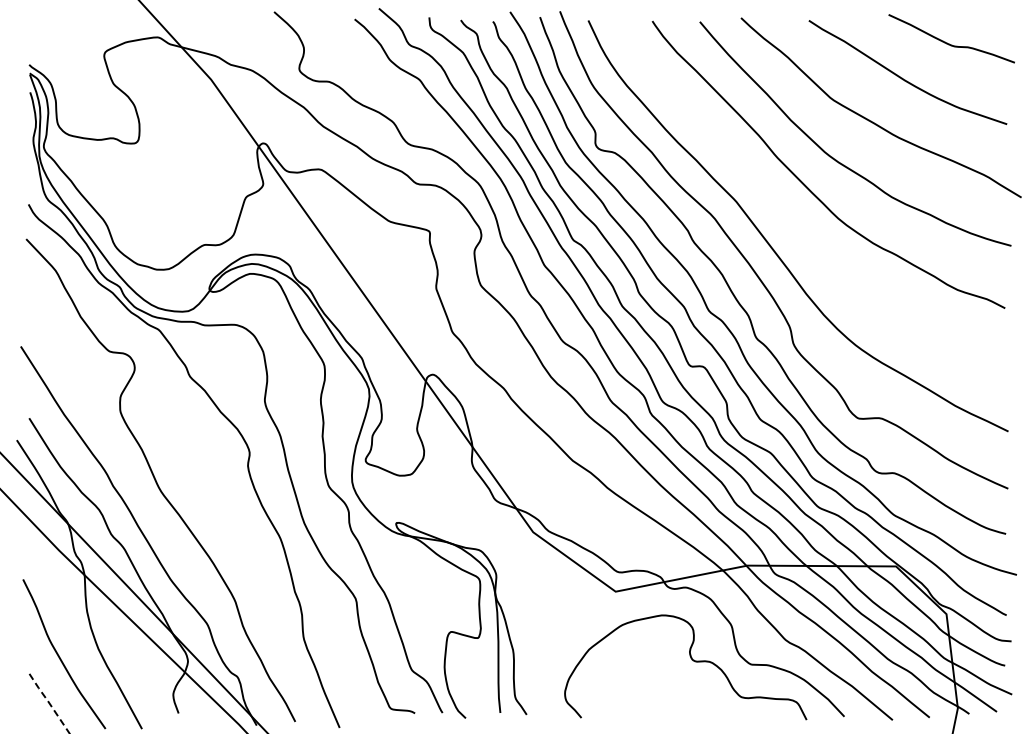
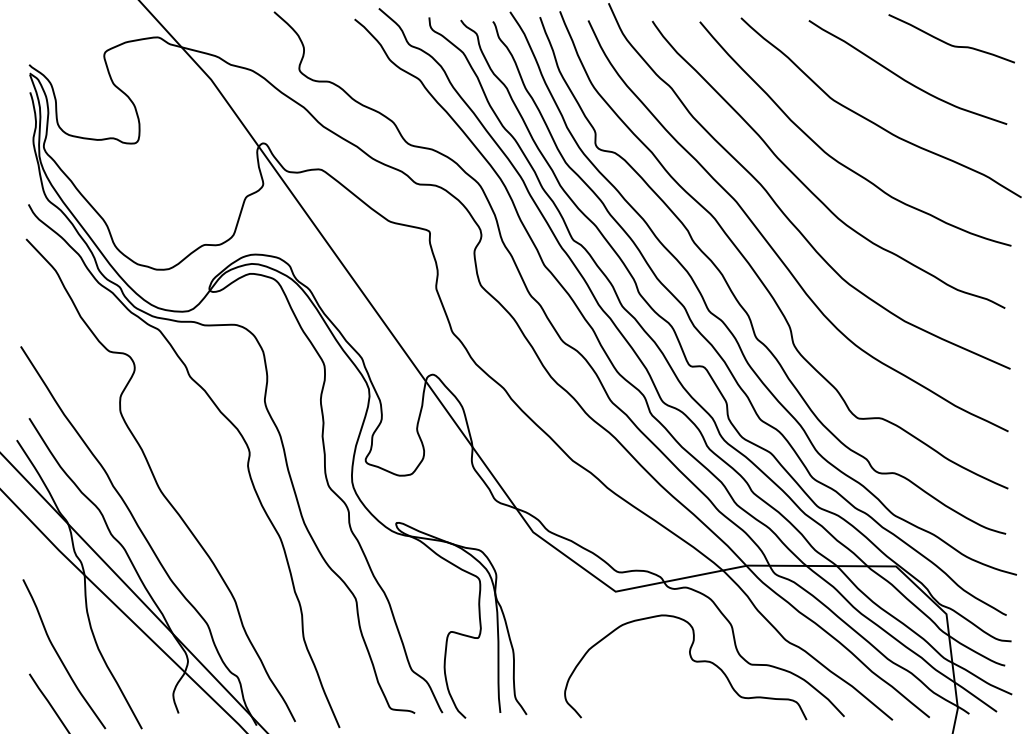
curve: none -> present (779, 206)
line: dashed -> solid (49, 702)
